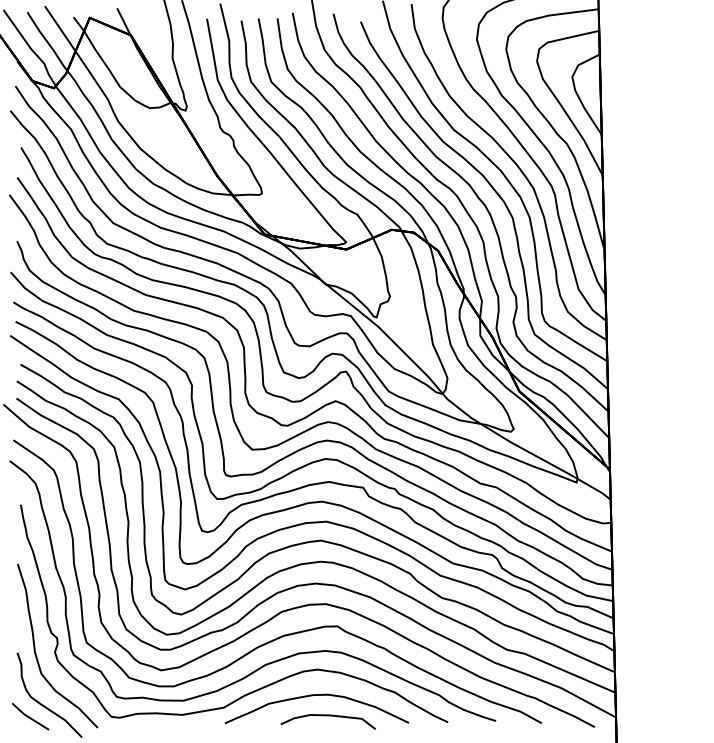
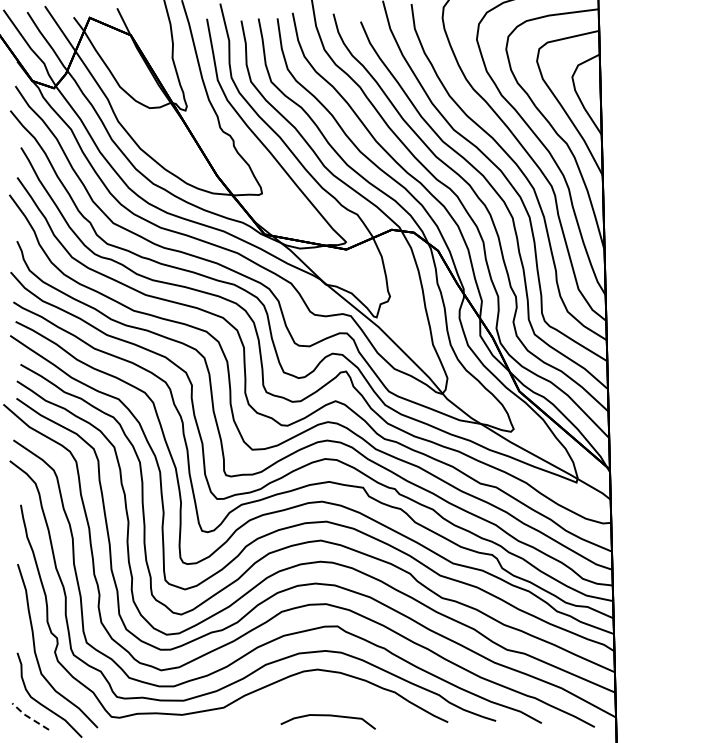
curve: present -> none (312, 696)
line: solid -> dashed (29, 717)
